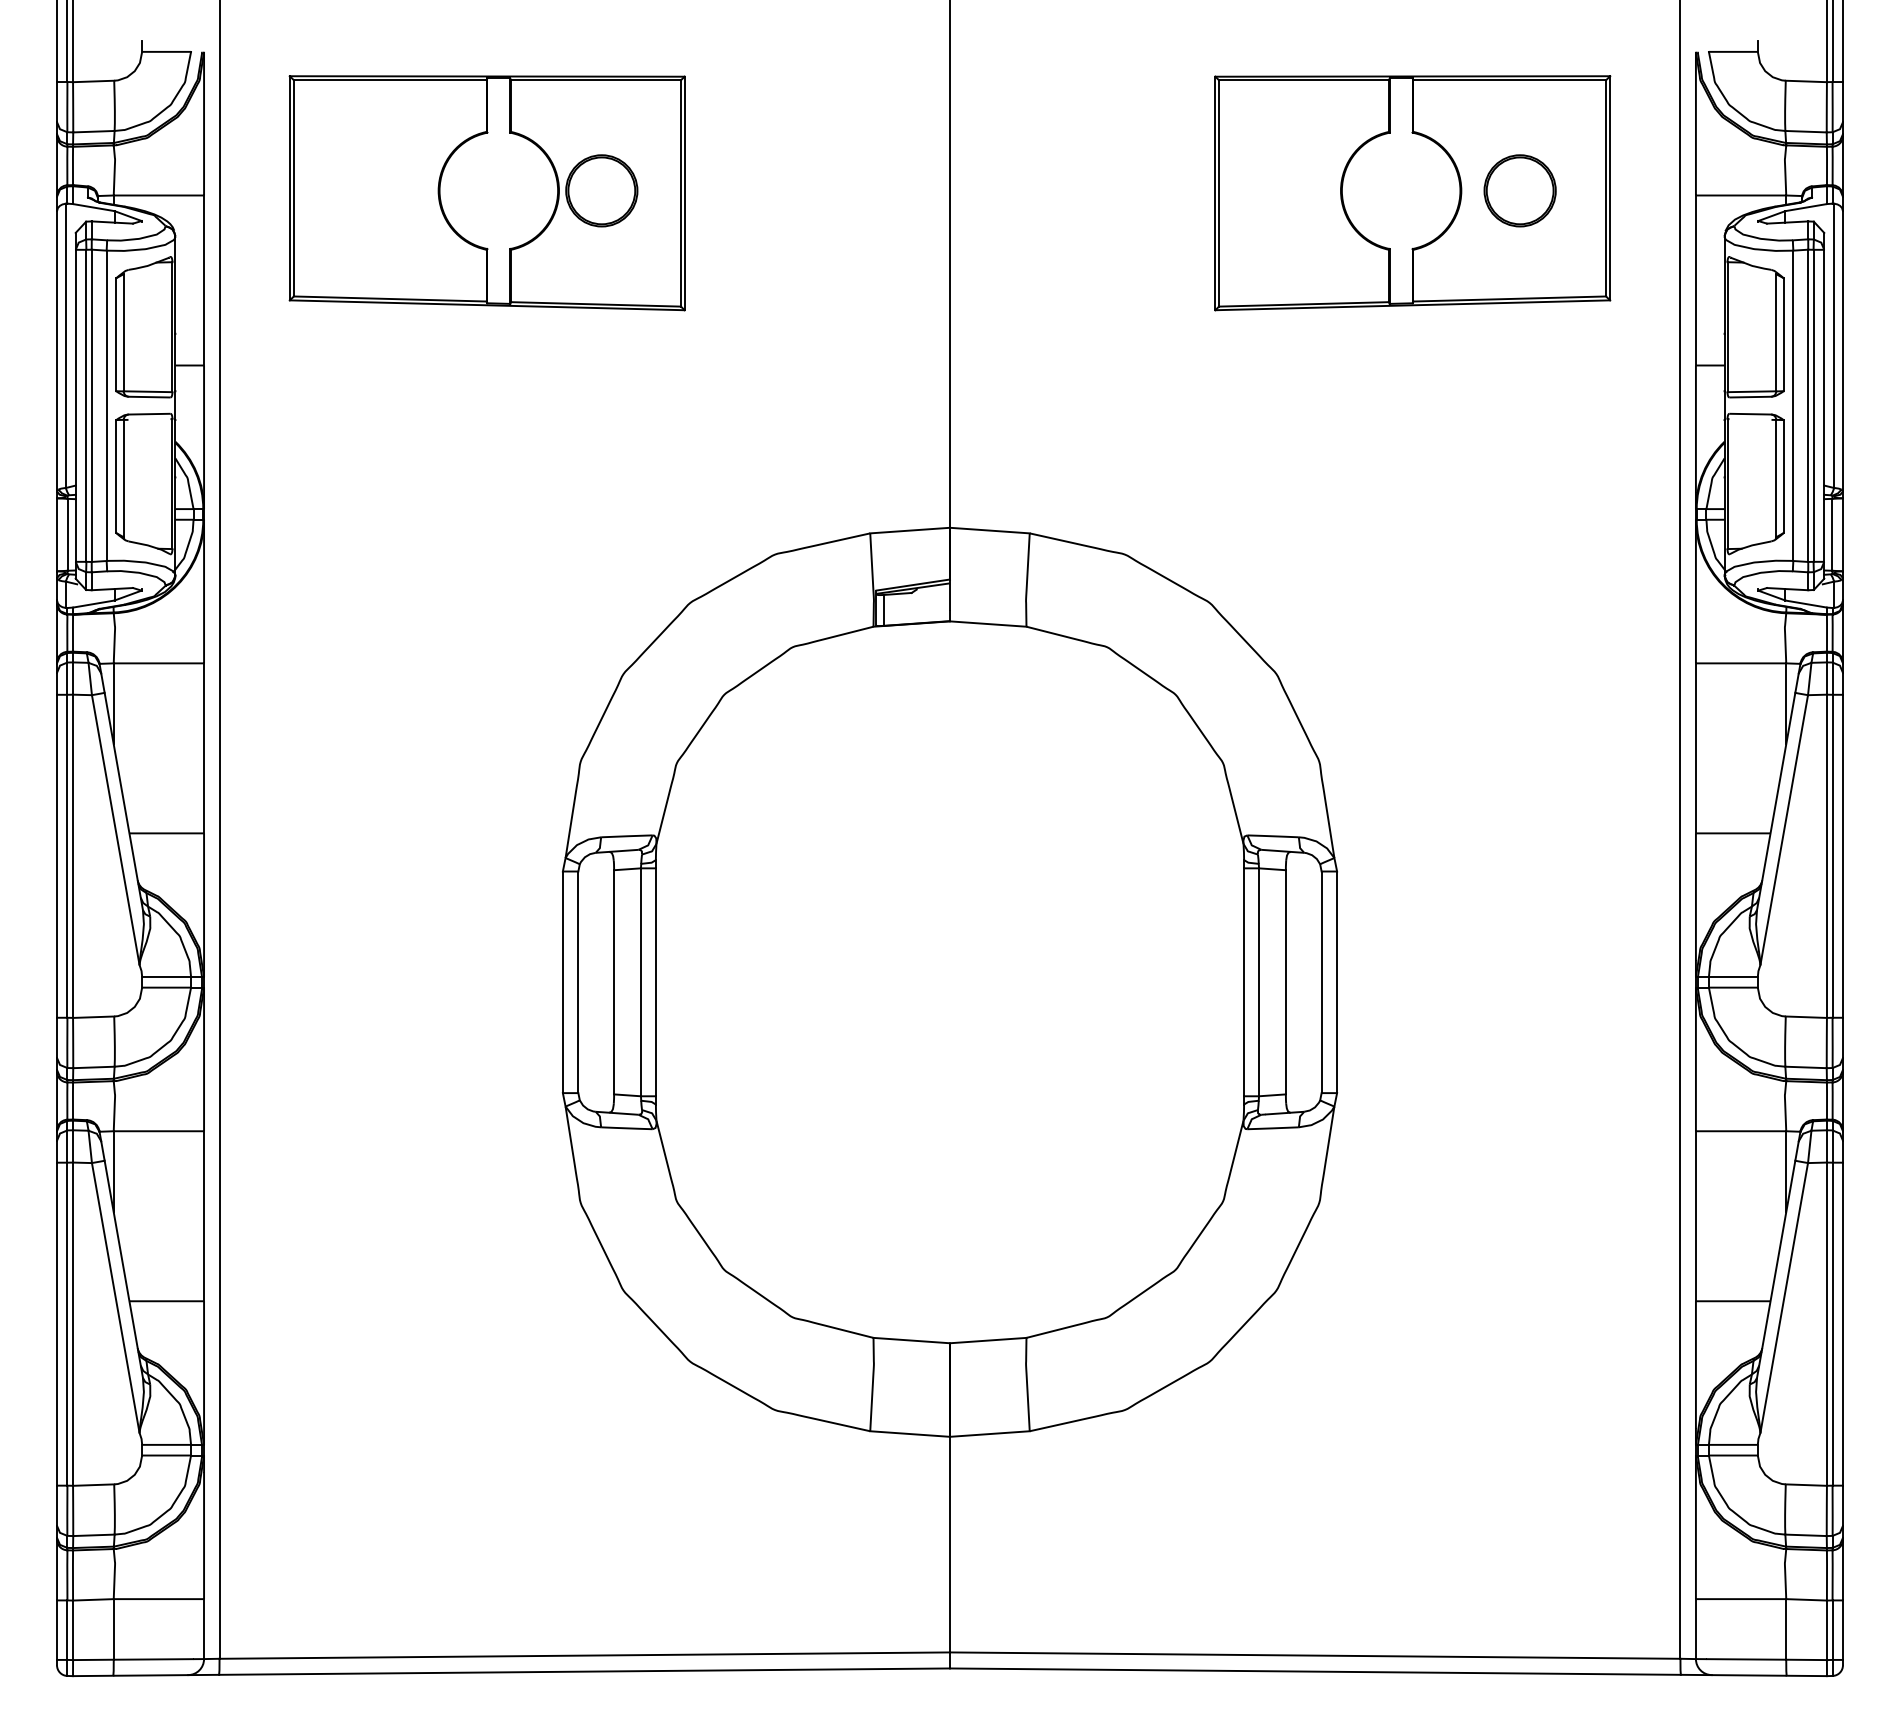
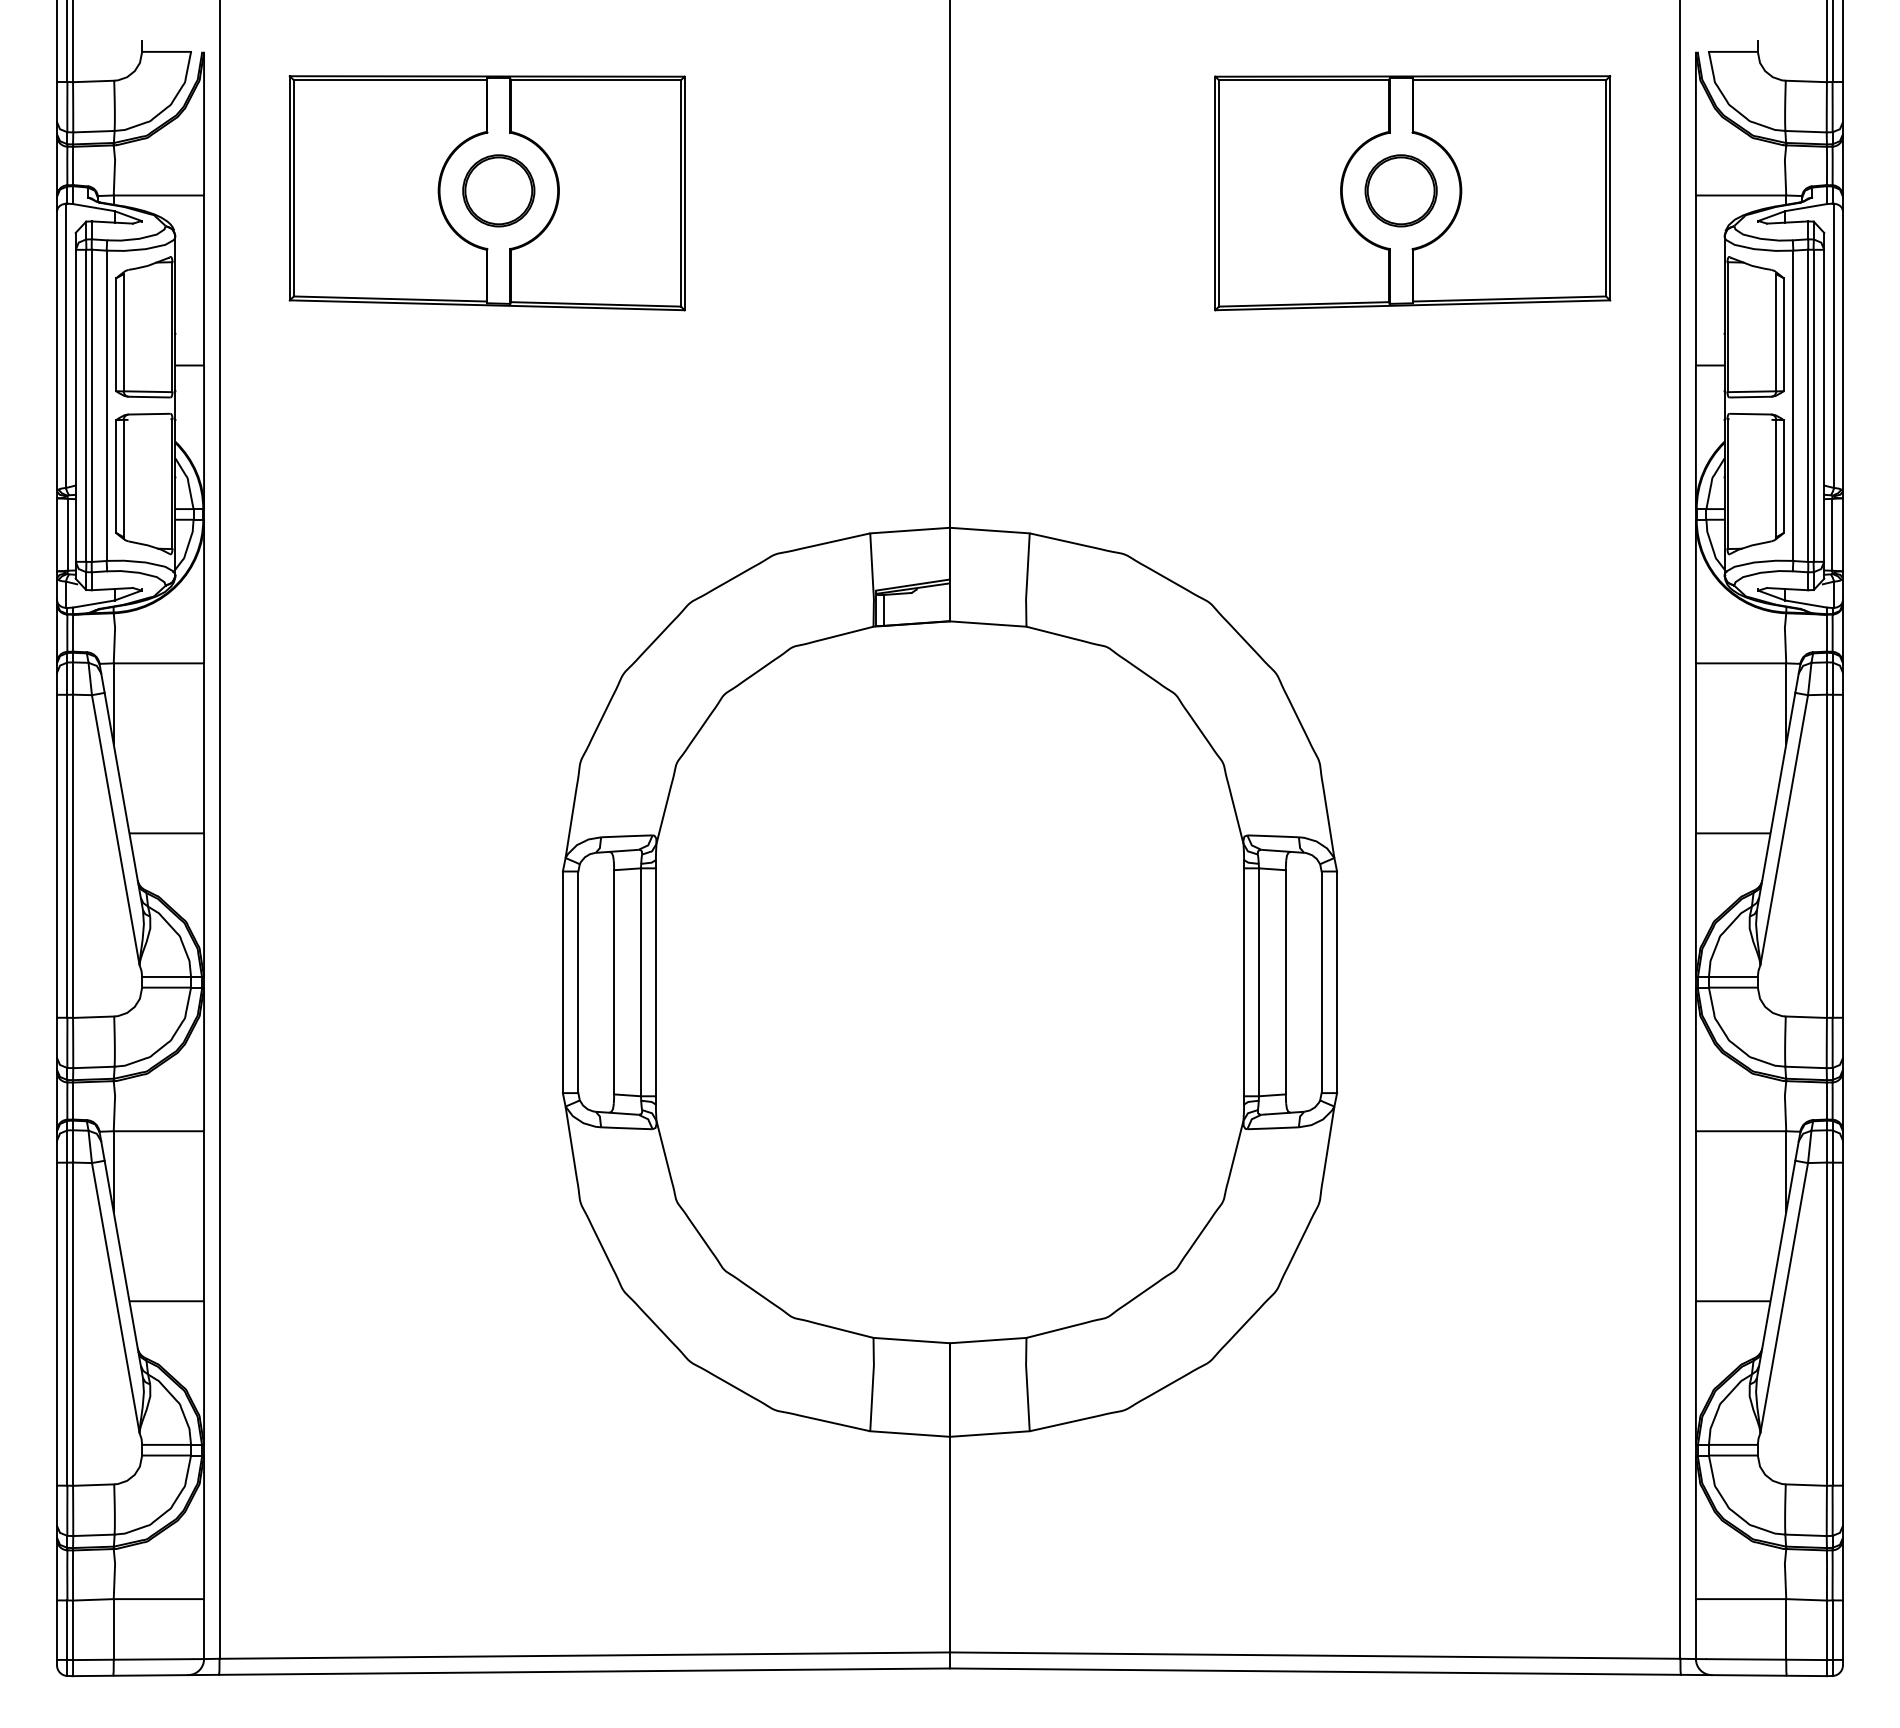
part position: (601, 190) -> (498, 190) (498, 190)
part position: (1519, 190) -> (1400, 190) (1400, 190)
